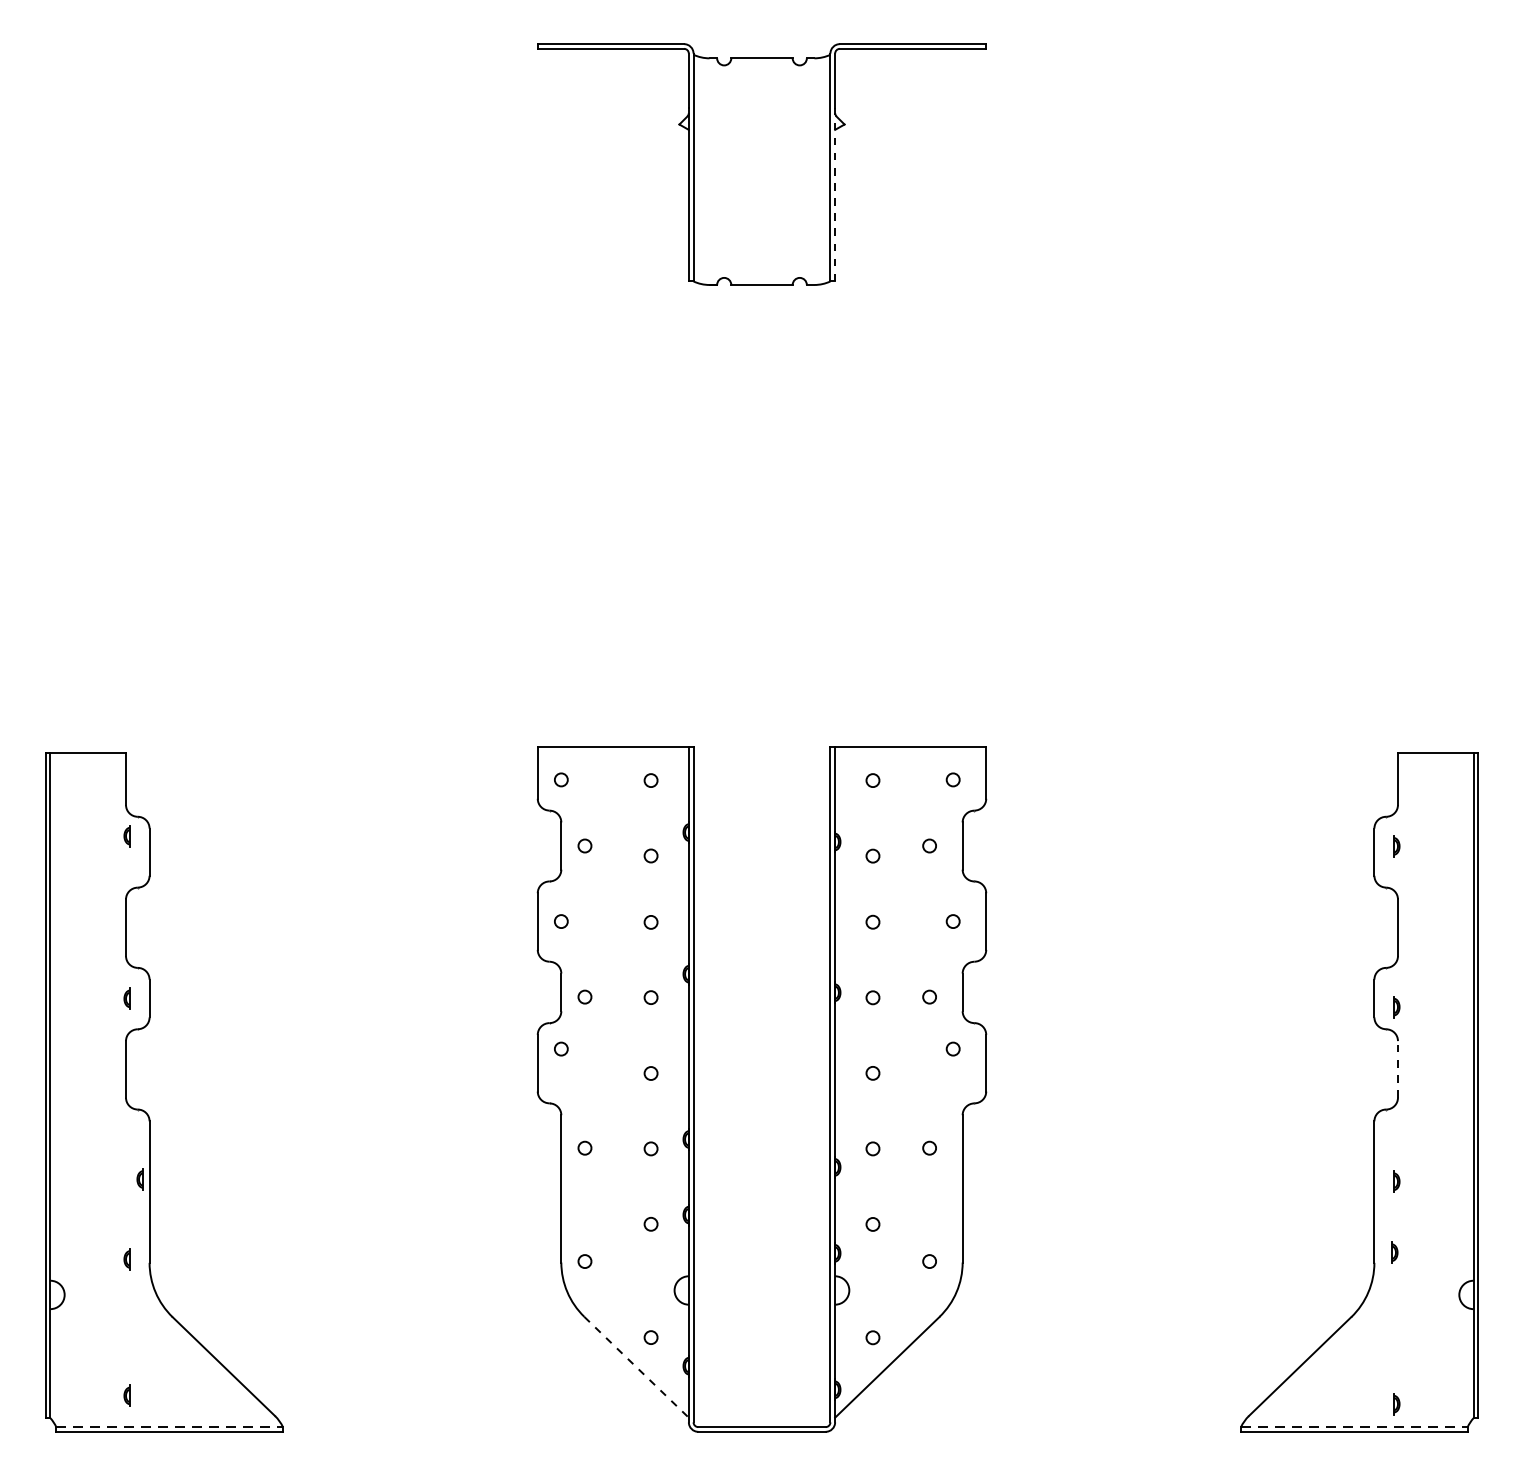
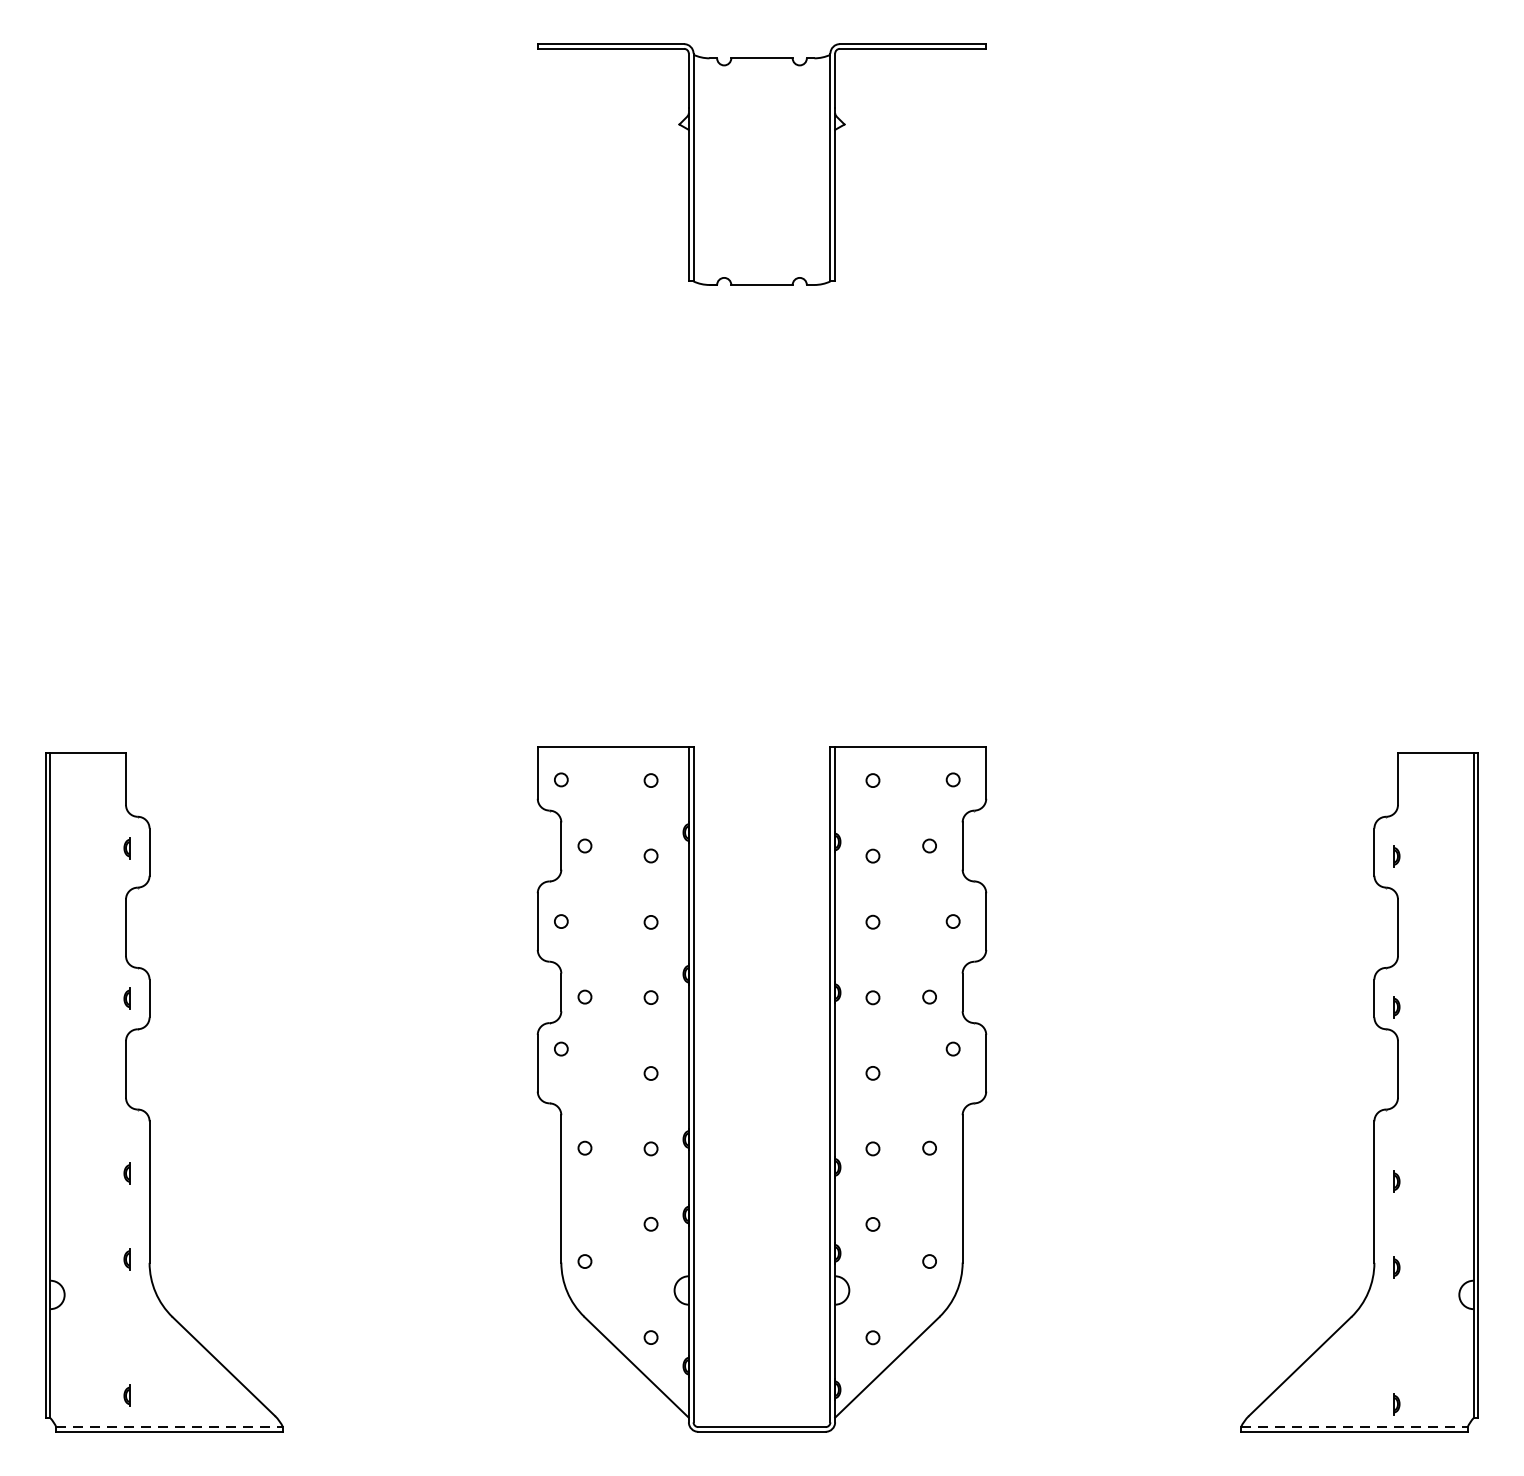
line: dashed -> solid (835, 194)
part position: (126, 836) -> (126, 848) (126, 848)
part position: (1396, 846) -> (1396, 856) (1396, 856)
line: dashed -> solid (1397, 1068)
part position: (139, 1179) -> (126, 1173) (126, 1173)
part position: (1394, 1252) -> (1396, 1267) (1396, 1267)
line: dashed -> solid (636, 1367)
